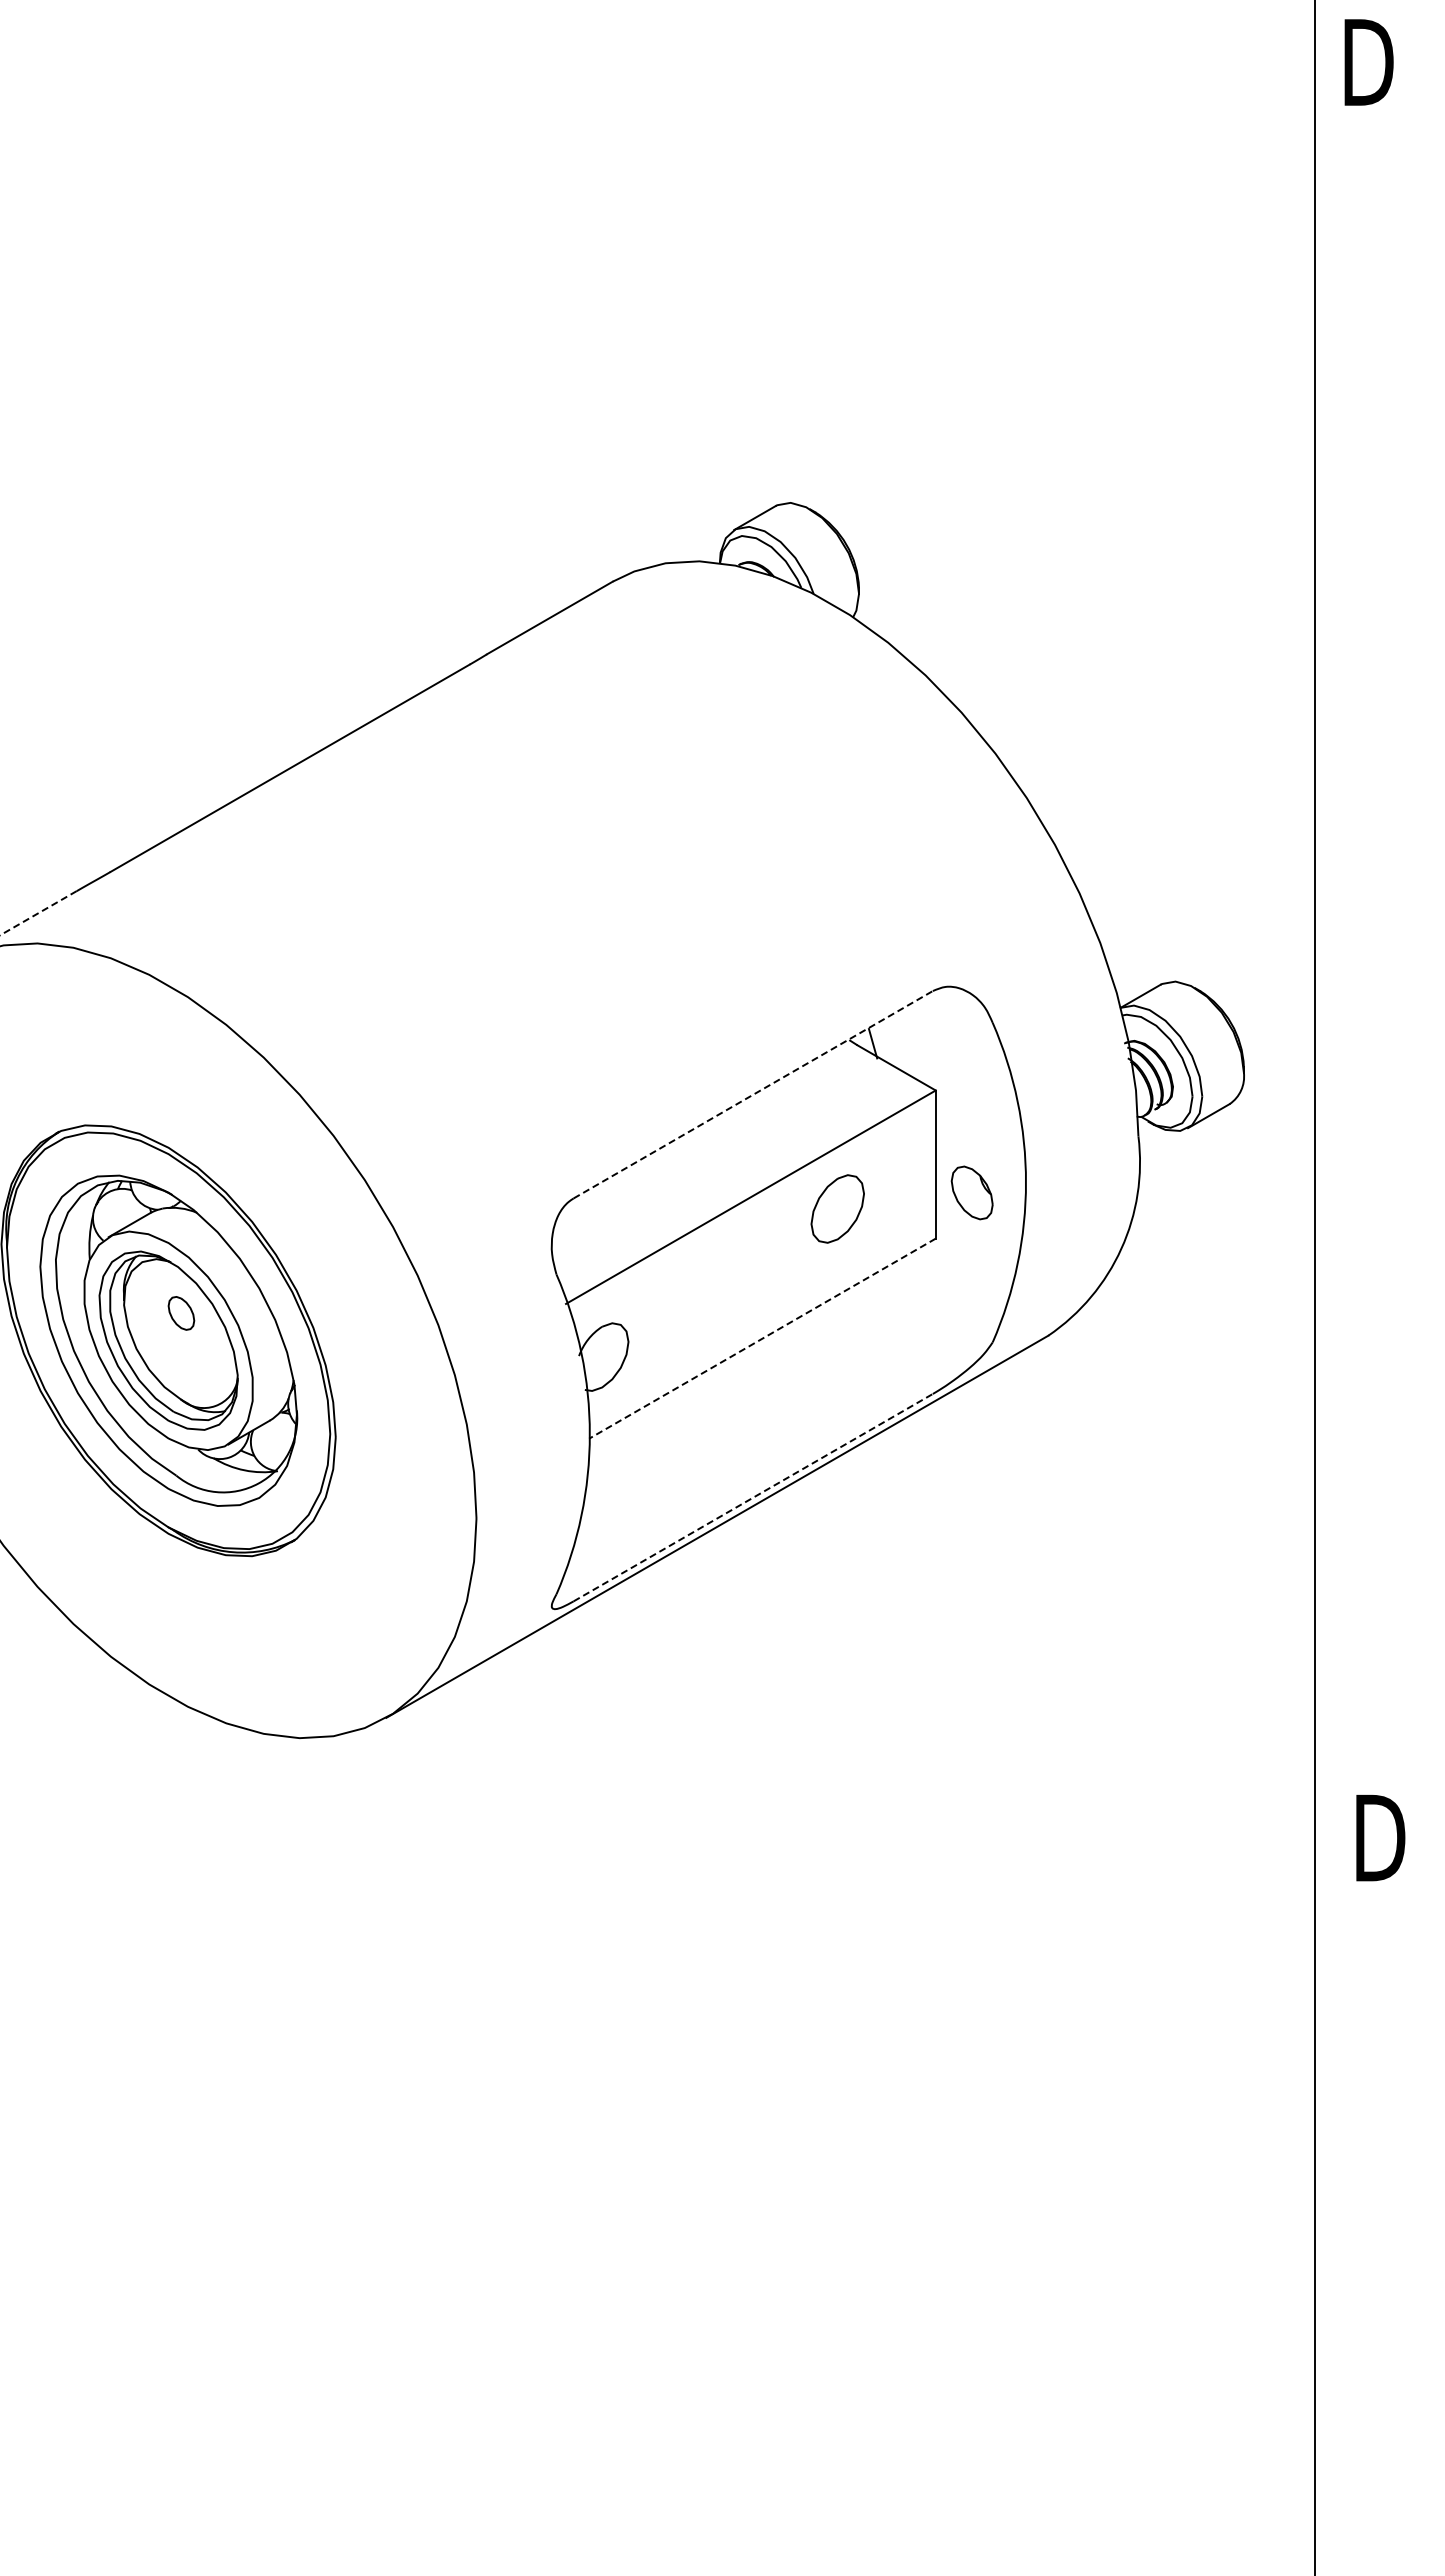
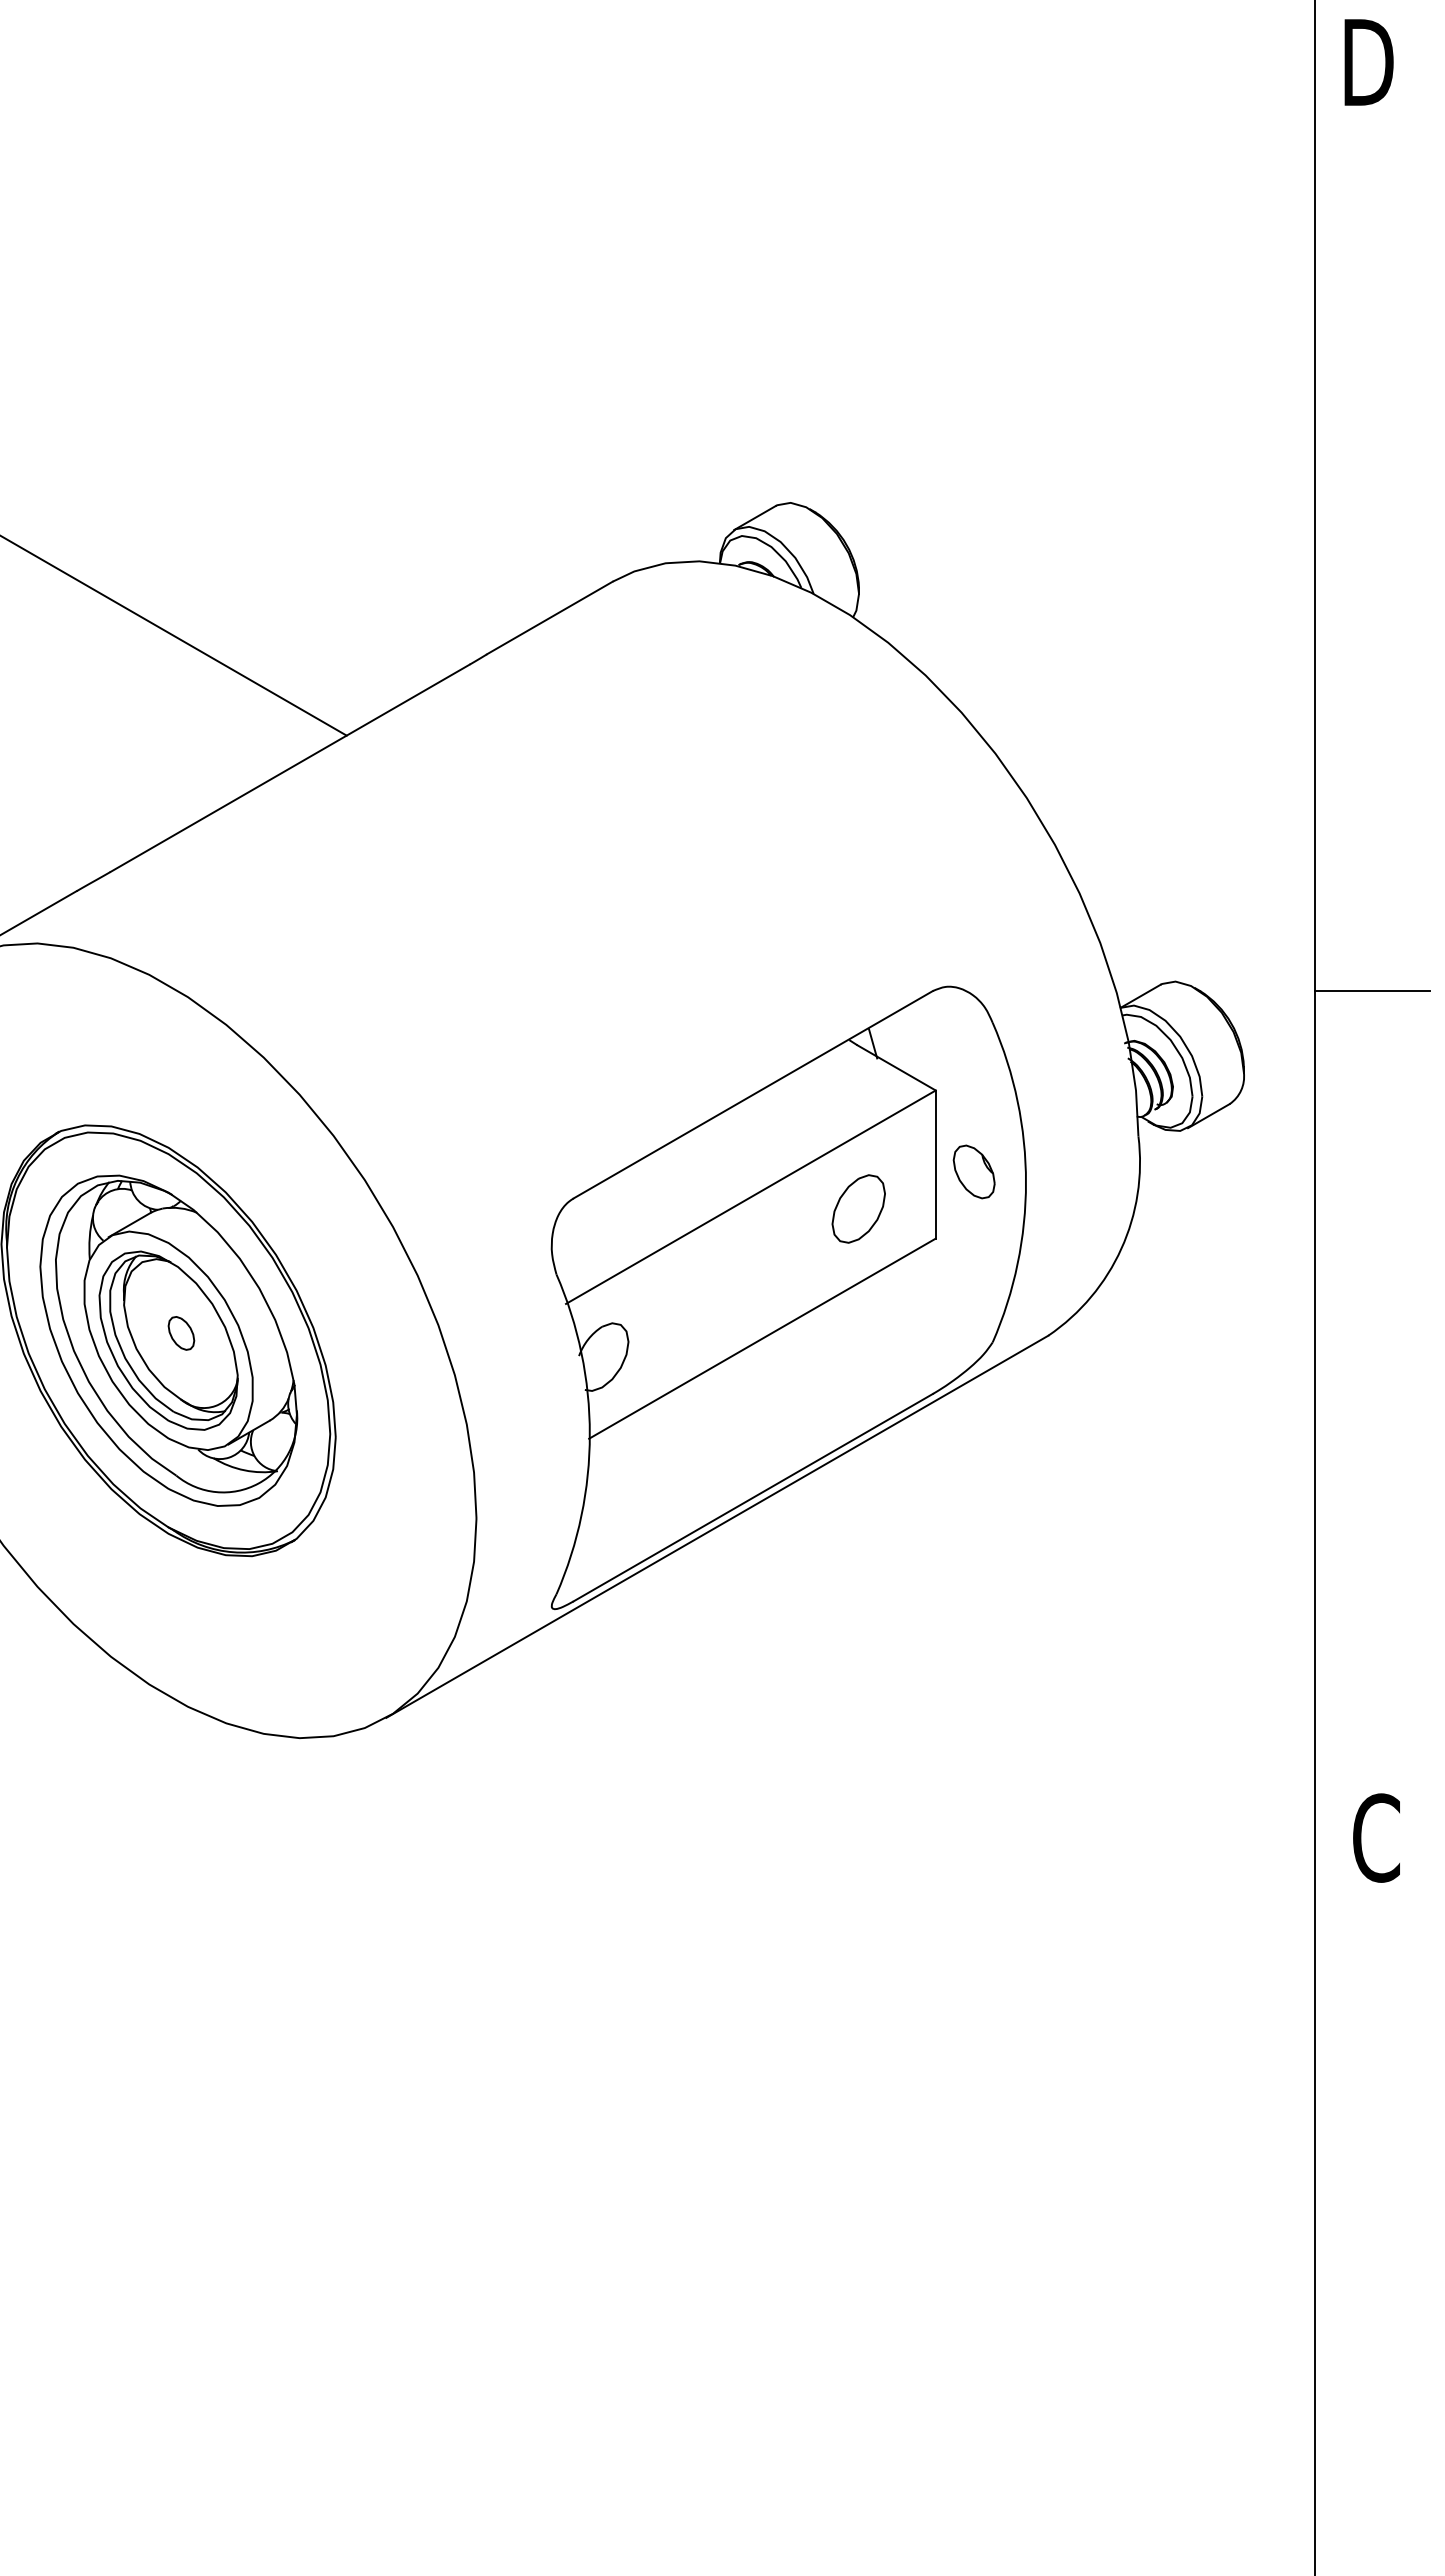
line: none -> present (174, 636)
line: dashed -> solid (37, 913)
line: none -> present (1372, 991)
line: dashed -> solid (753, 1094)
part position: (971, 1192) -> (973, 1171) (973, 1171)
part position: (837, 1208) -> (858, 1208) (858, 1208)
part position: (181, 1313) -> (181, 1333) (181, 1333)
line: dashed -> solid (762, 1338)
line: dashed -> solid (753, 1497)
text: D -> C (1379, 1837)
